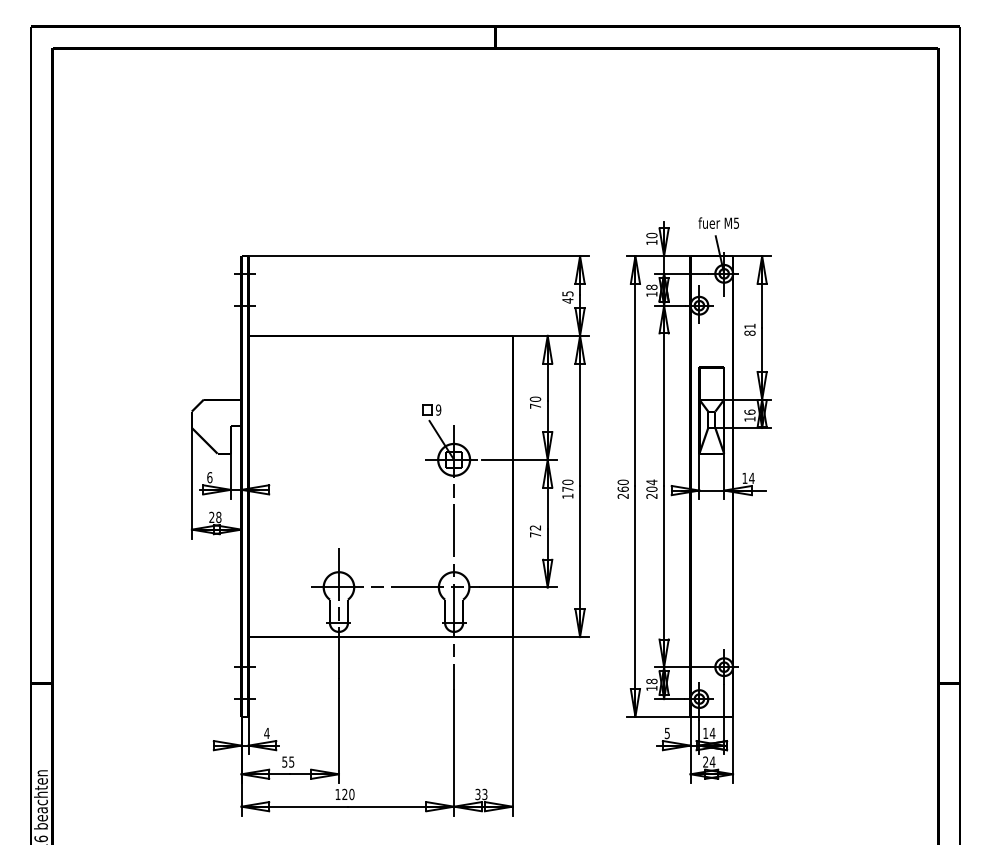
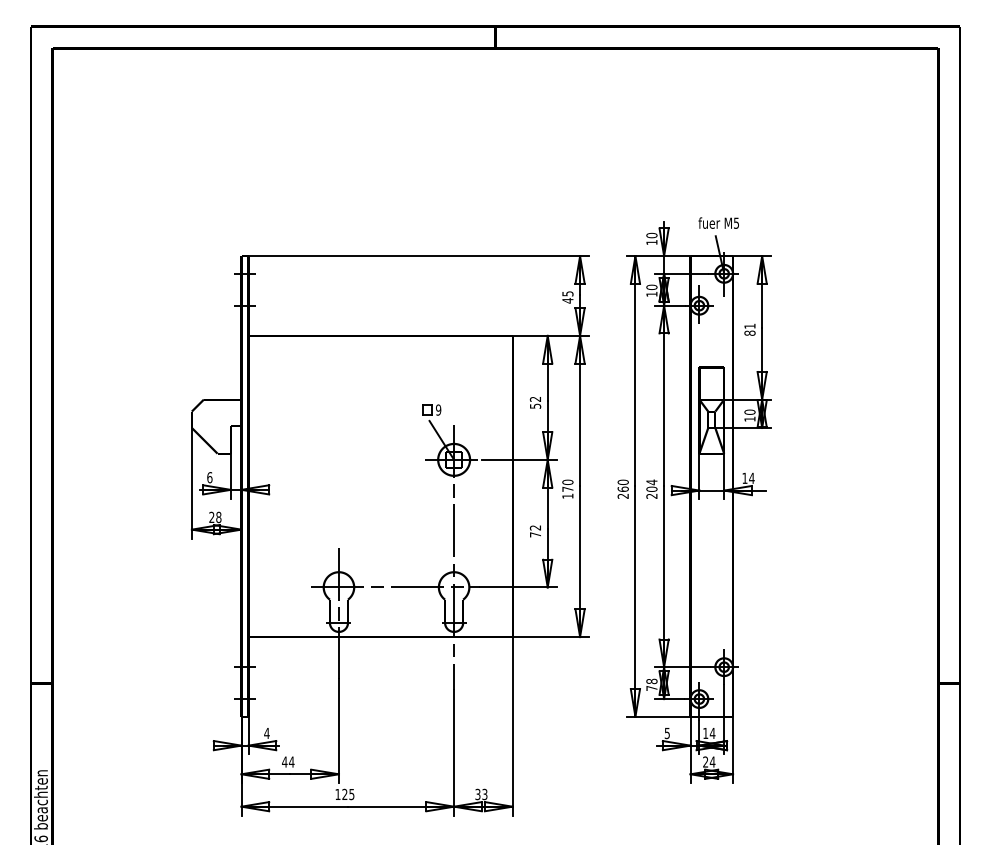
text: 18 -> 10 (651, 287)
text: 70 -> 52 (535, 402)
text: 16 -> 10 (749, 411)
text: 18 -> 78 (651, 688)
text: 55 -> 44 (288, 761)
text: 120 -> 125 (351, 794)
